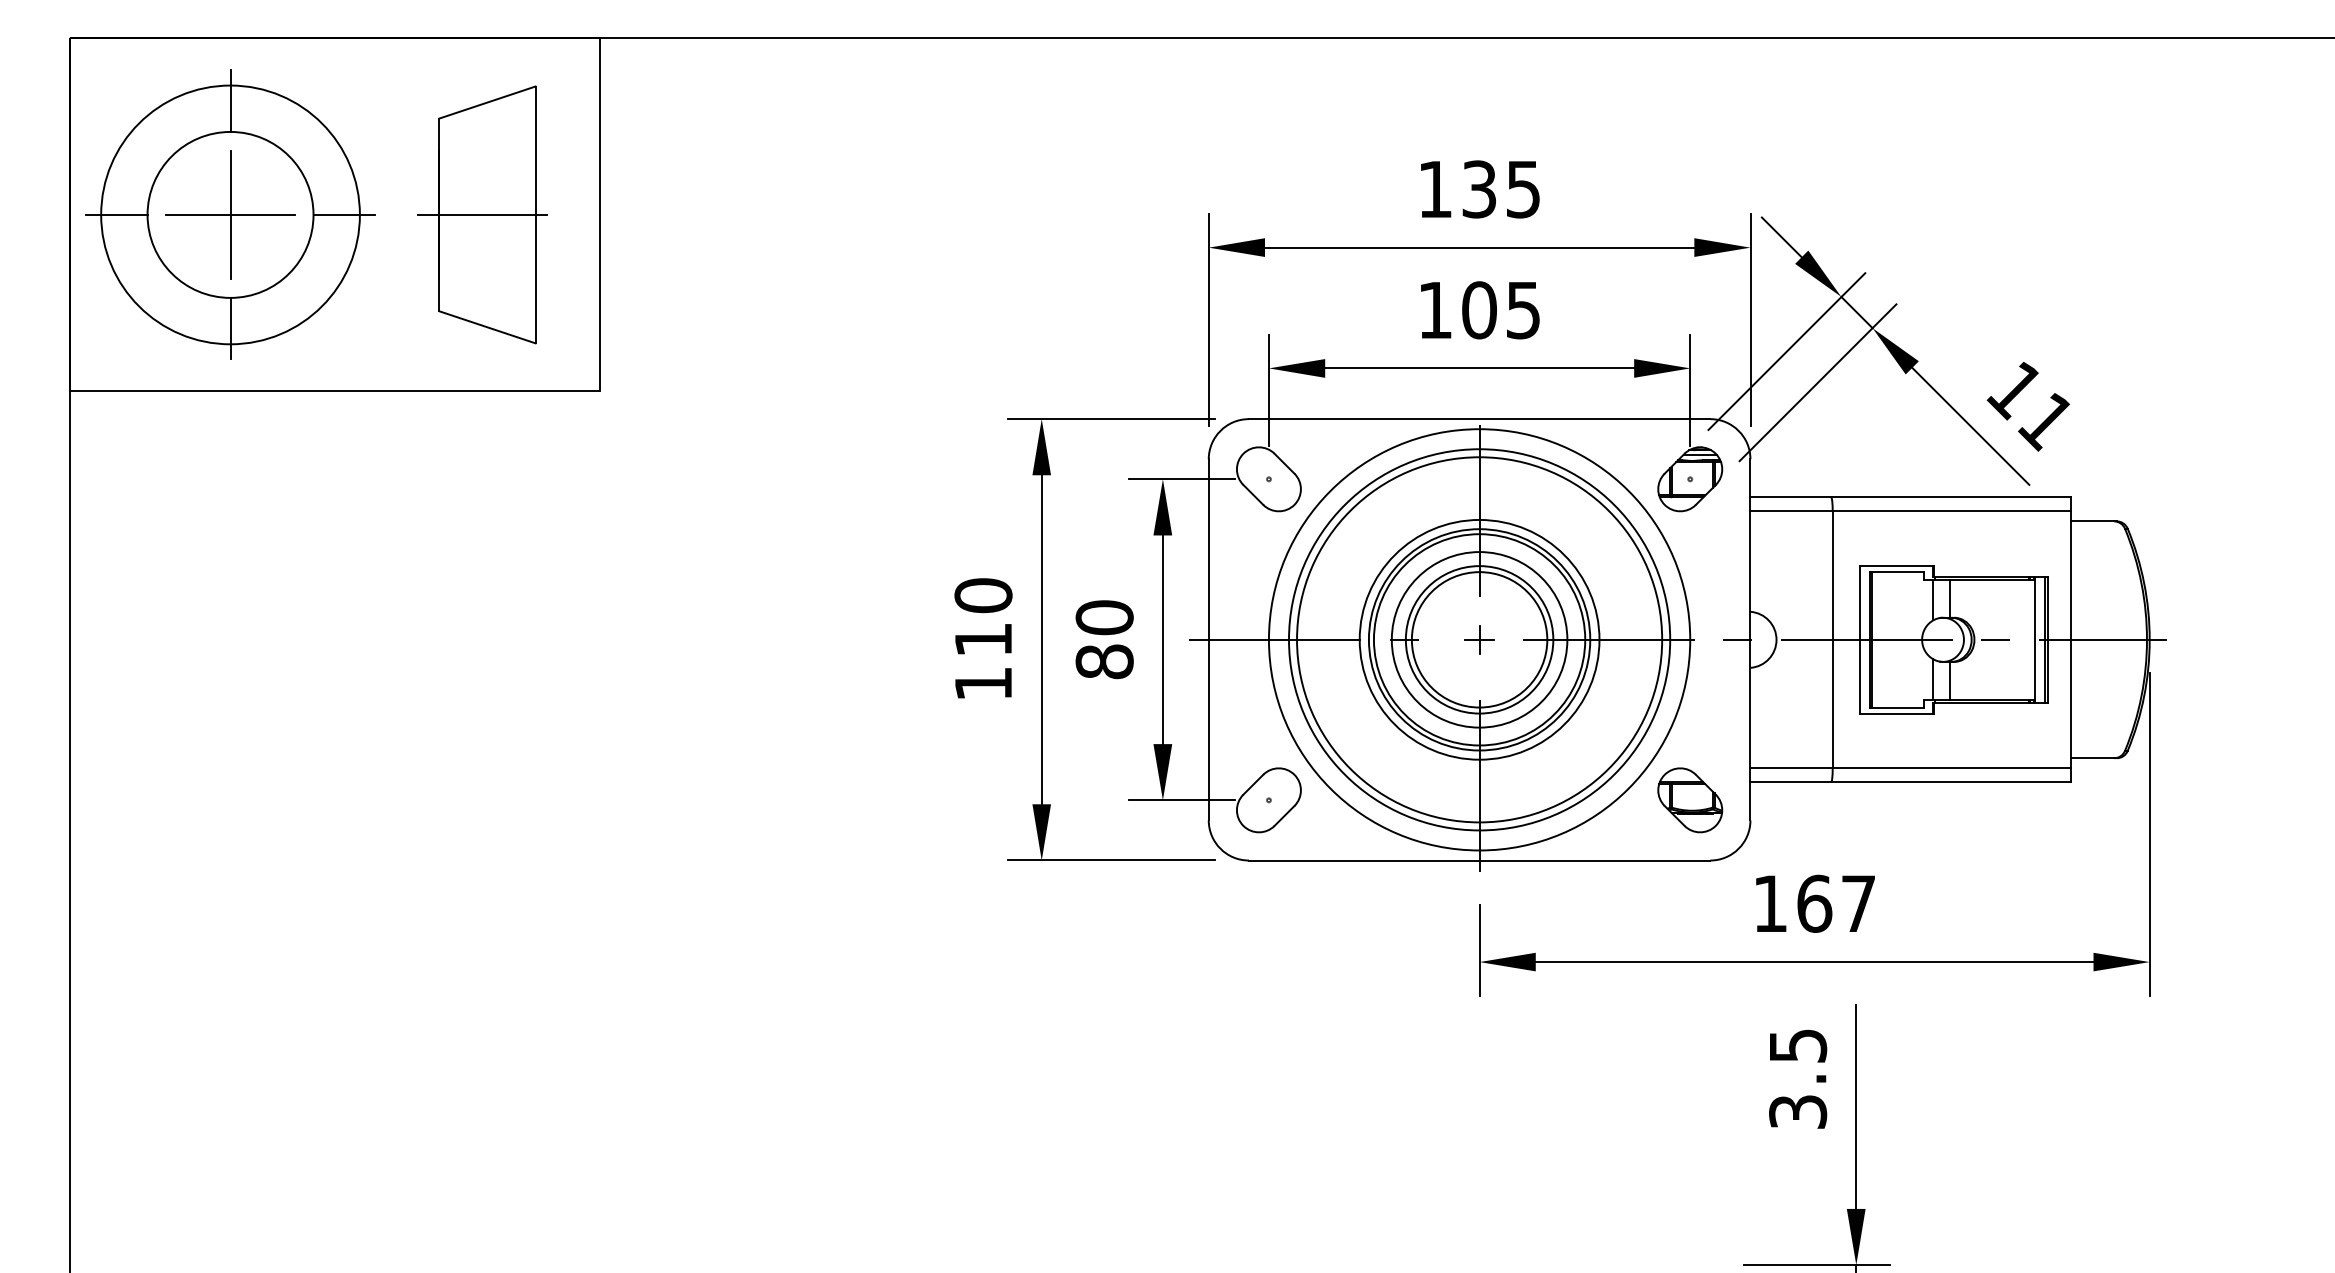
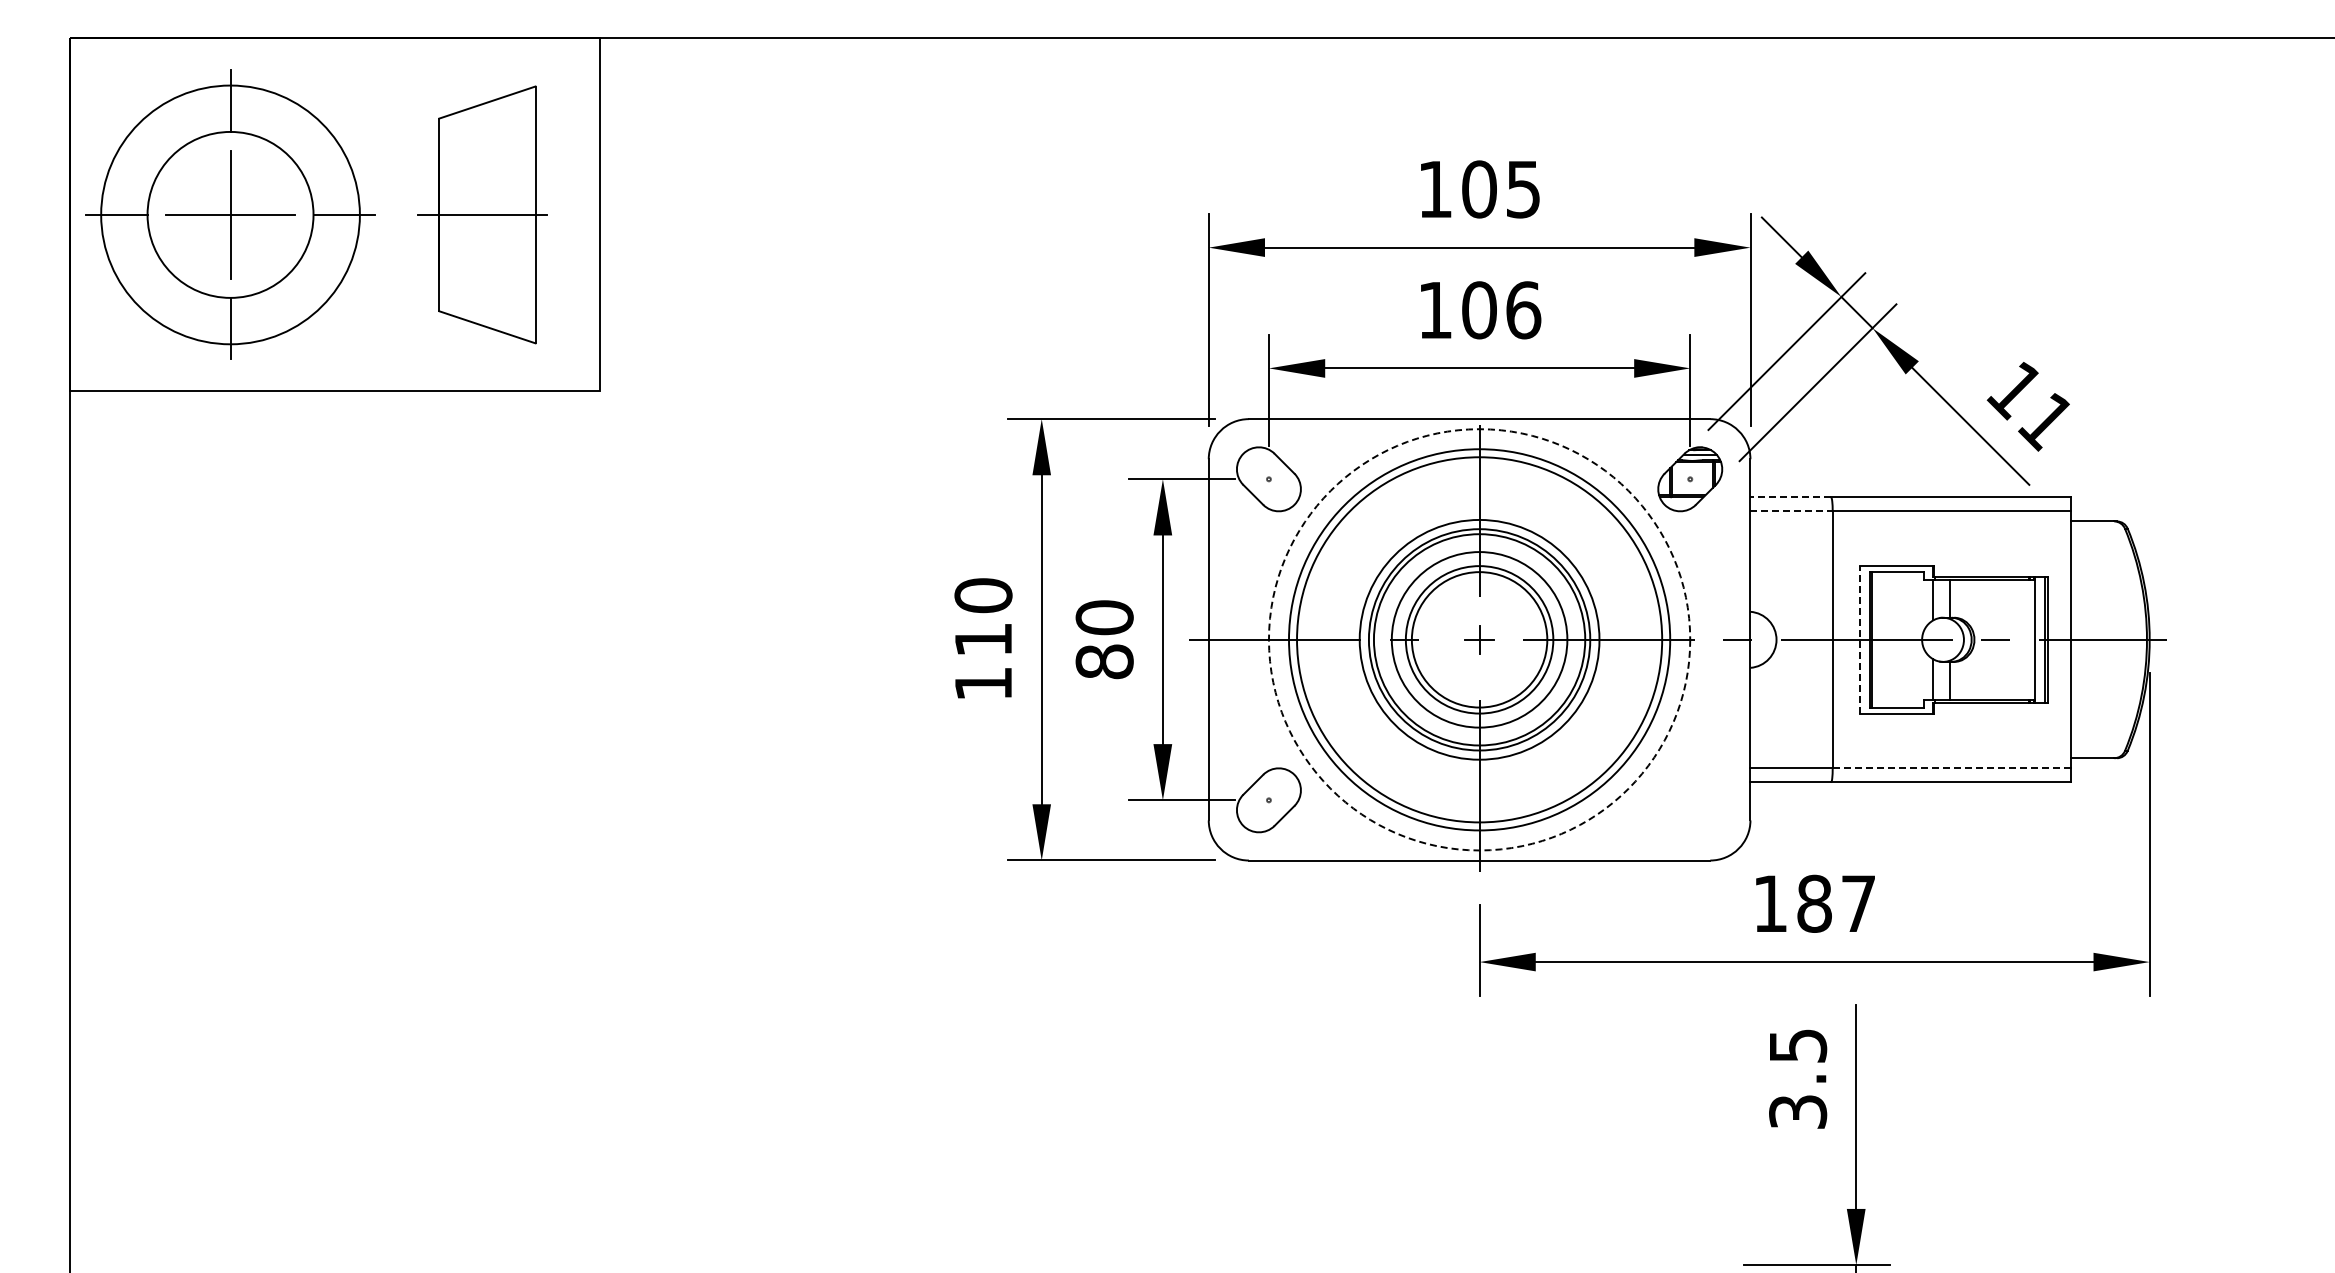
text: 135 -> 105 (1479, 189)
text: 105 -> 106 (1523, 310)
line: solid -> dashed (1790, 497)
line: solid -> dashed (1792, 511)
circle: solid -> dashed (1479, 639)
line: solid -> dashed (1859, 639)
line: solid -> dashed (1951, 768)
part: present -> none (1690, 800)
text: 167 -> 187 (1814, 903)
